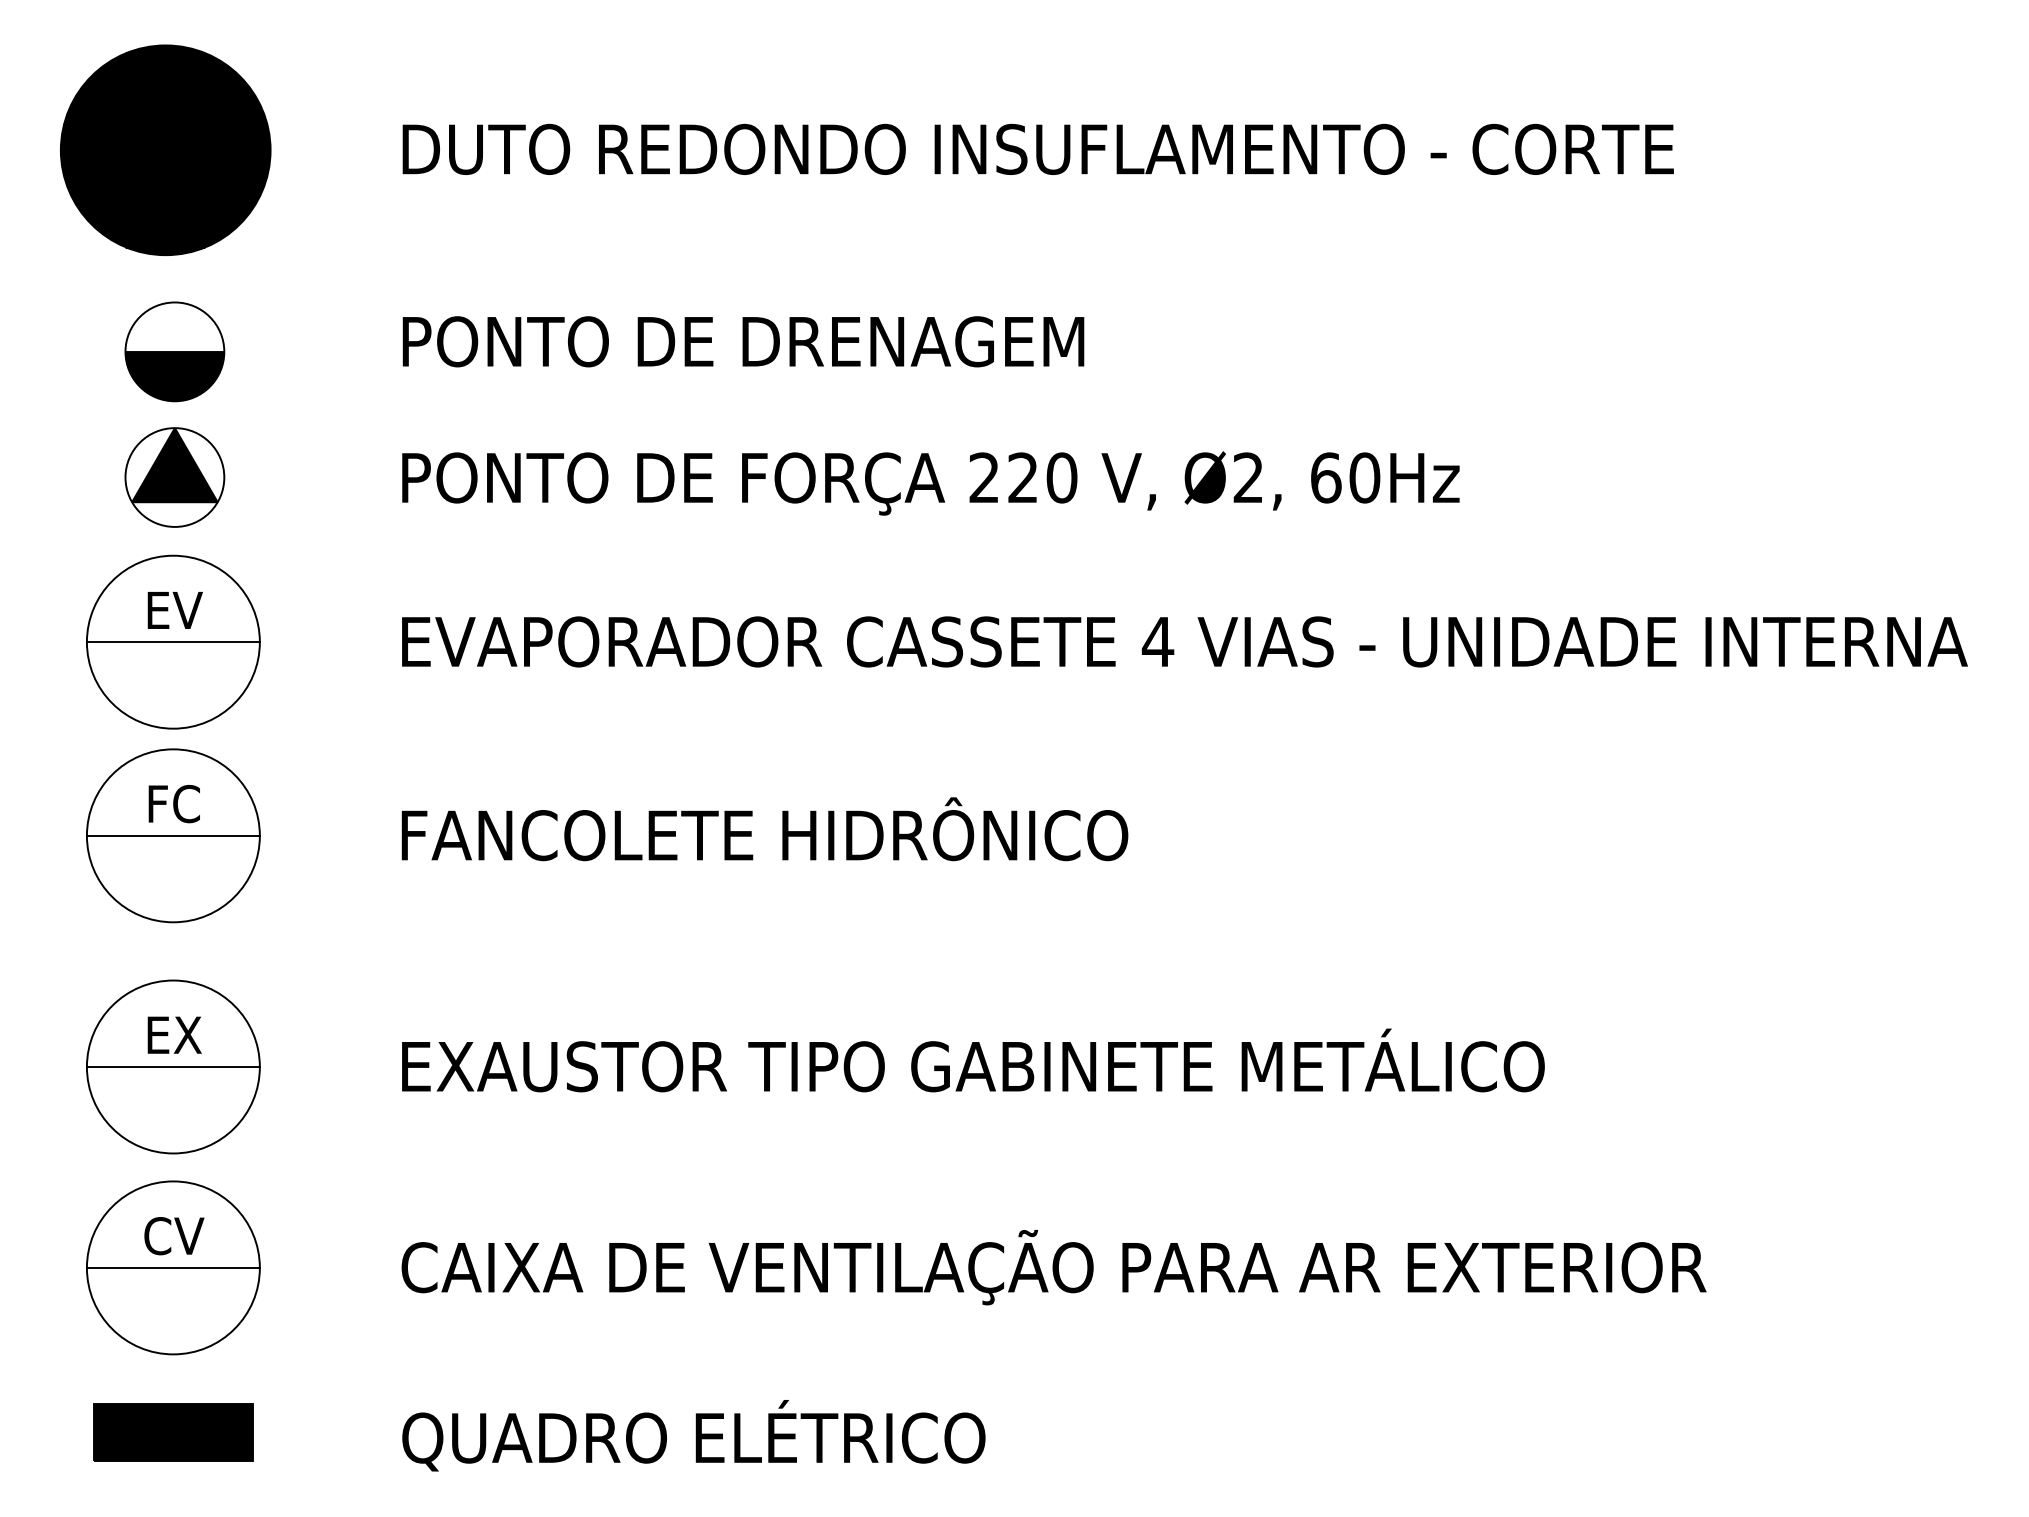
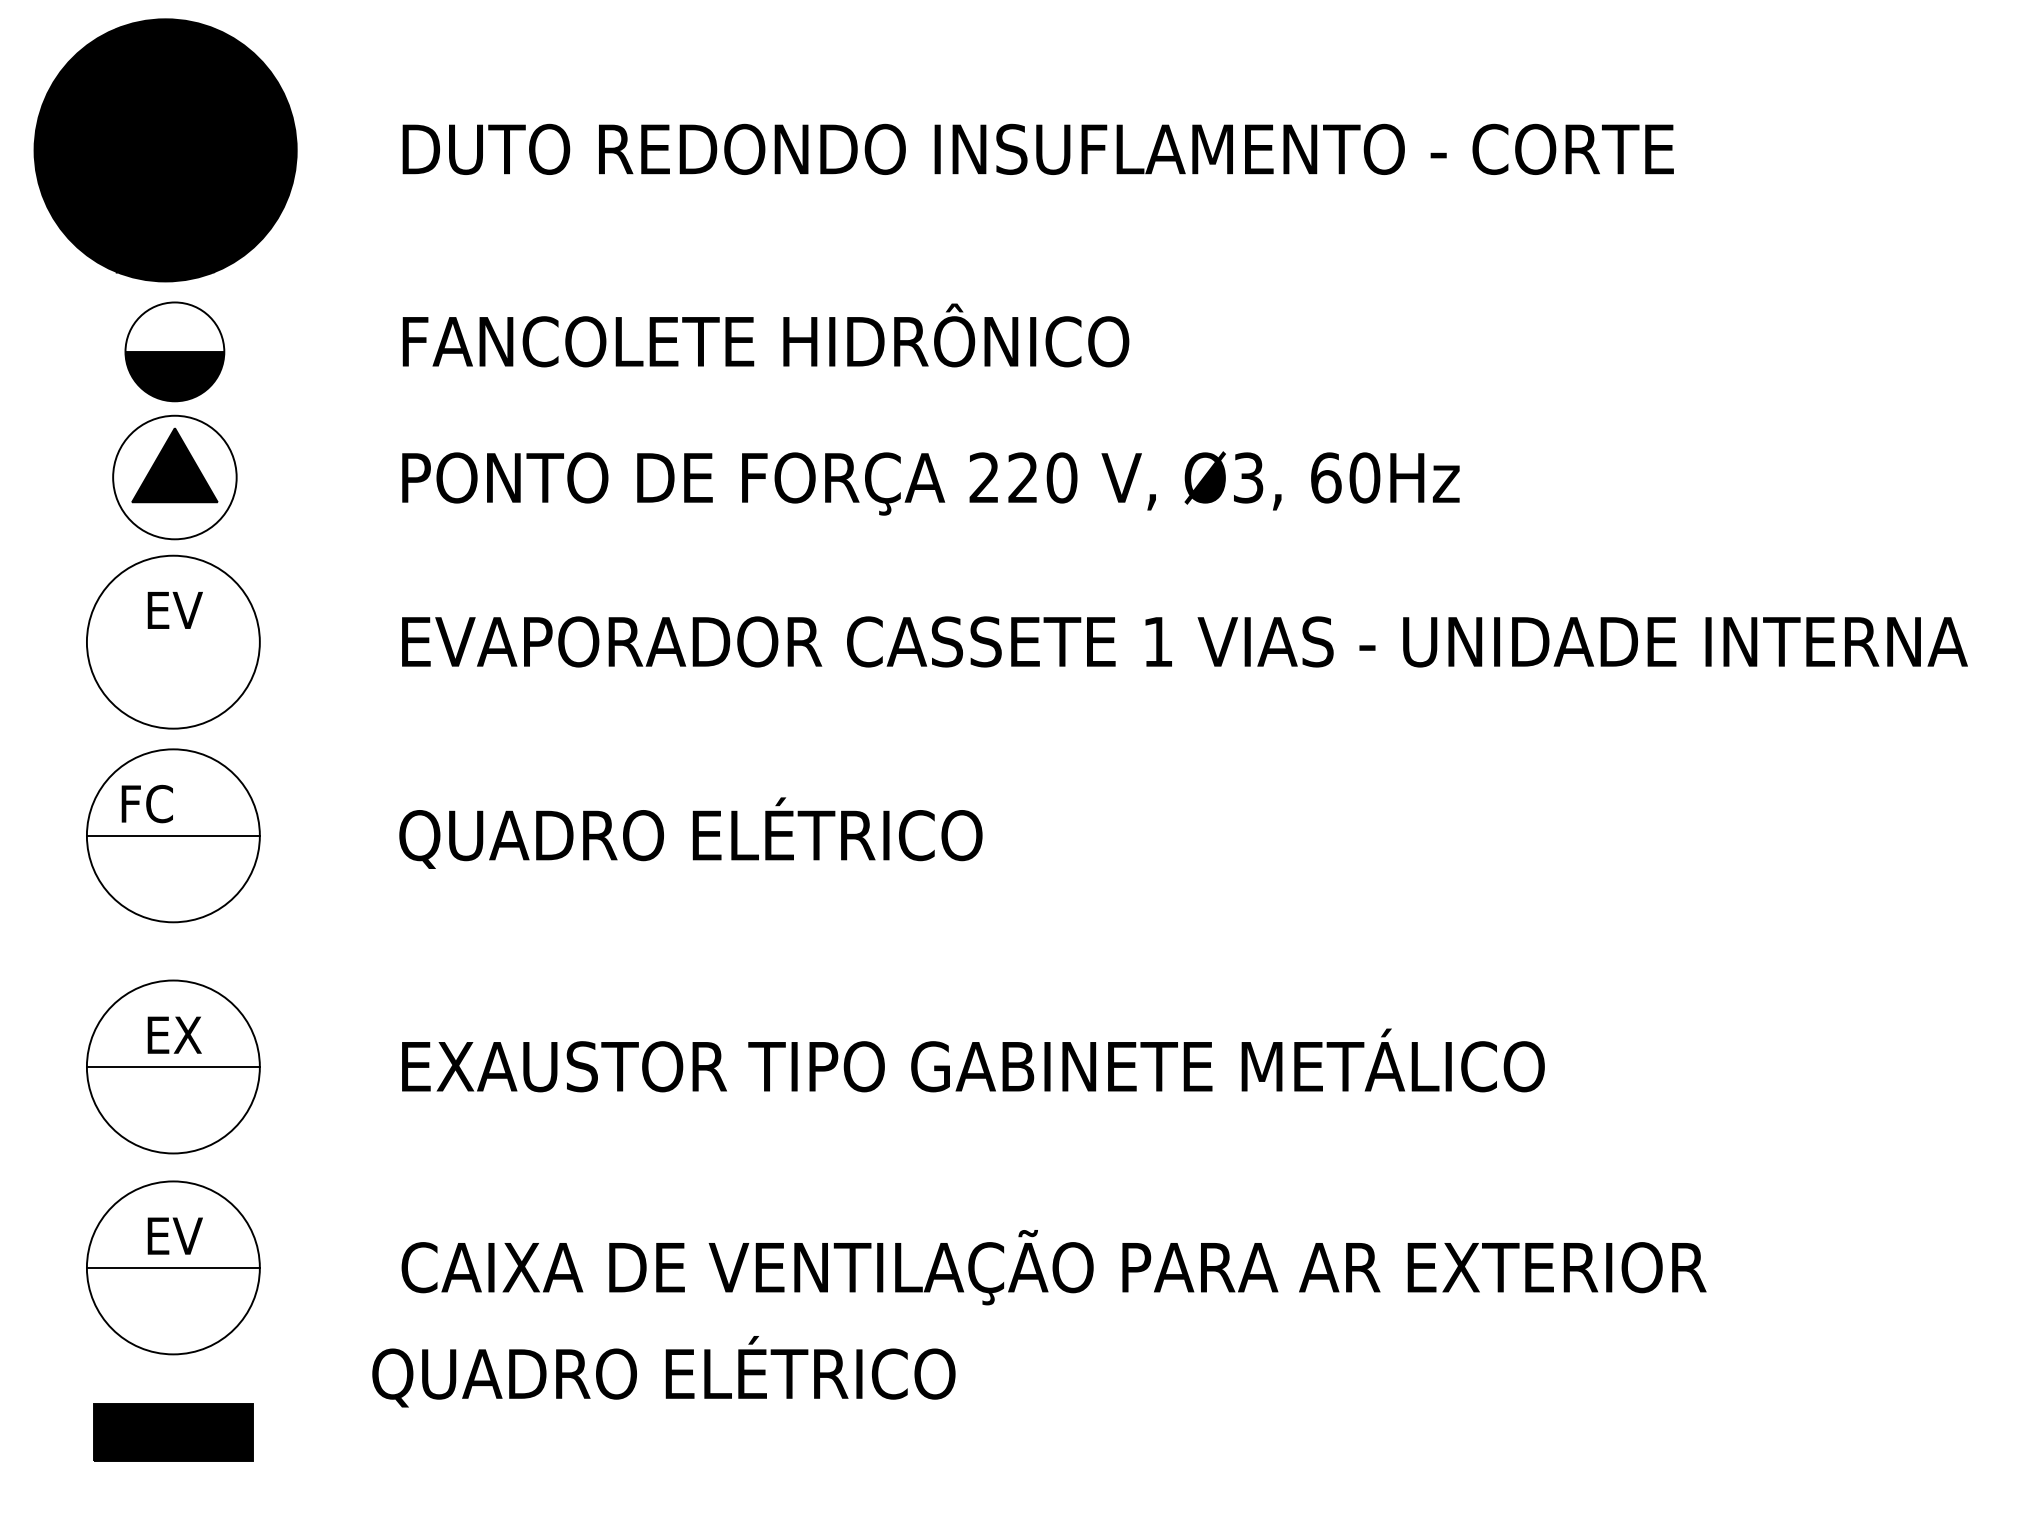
part size: 212x212 px -> 265x265 px (165, 150)
text: PONTO DE DRENAGEM -> FANCOLETE HIDRÔNICO (768, 335)
circle diameter: 99 px -> 124 px (174, 477)
text: Ø2, -> Ø3, (1248, 477)
text: 4 -> 1 (1157, 641)
line: present -> none (172, 642)
text position: (173, 803) -> (146, 803) (146, 803)
text: FANCOLETE HIDRÔNICO -> QUADRO ELÉTRICO (763, 832)
text: CV -> EV (174, 1236)
text position: (693, 1435) -> (663, 1371) (663, 1371)
